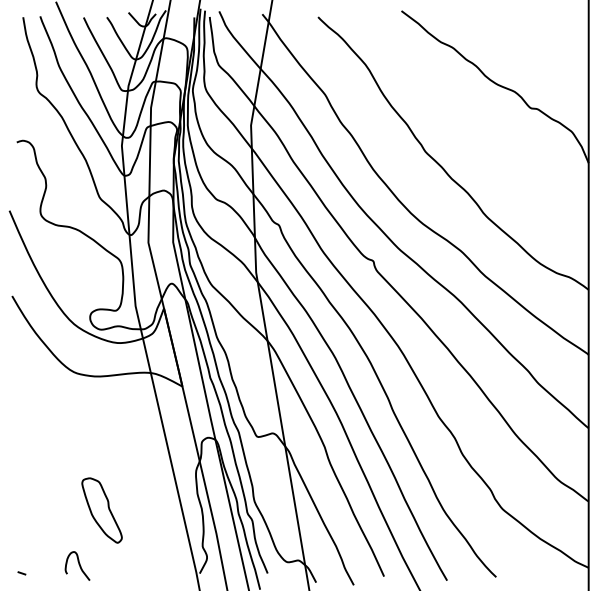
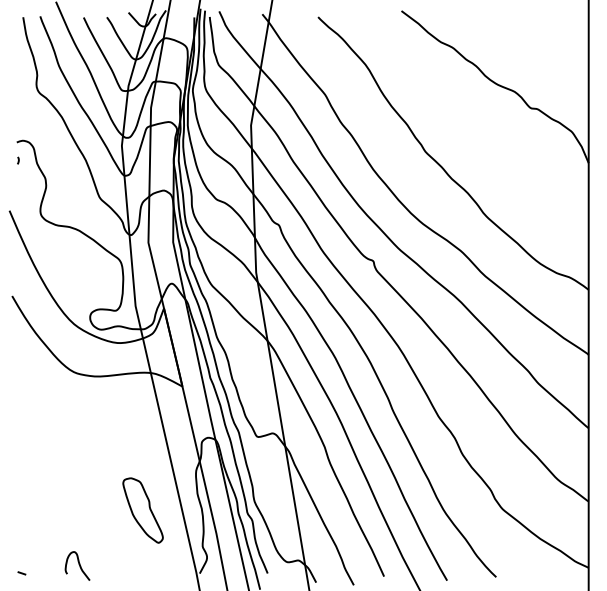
curve: none -> present (18, 160)
part position: (101, 510) -> (142, 510) (142, 510)
